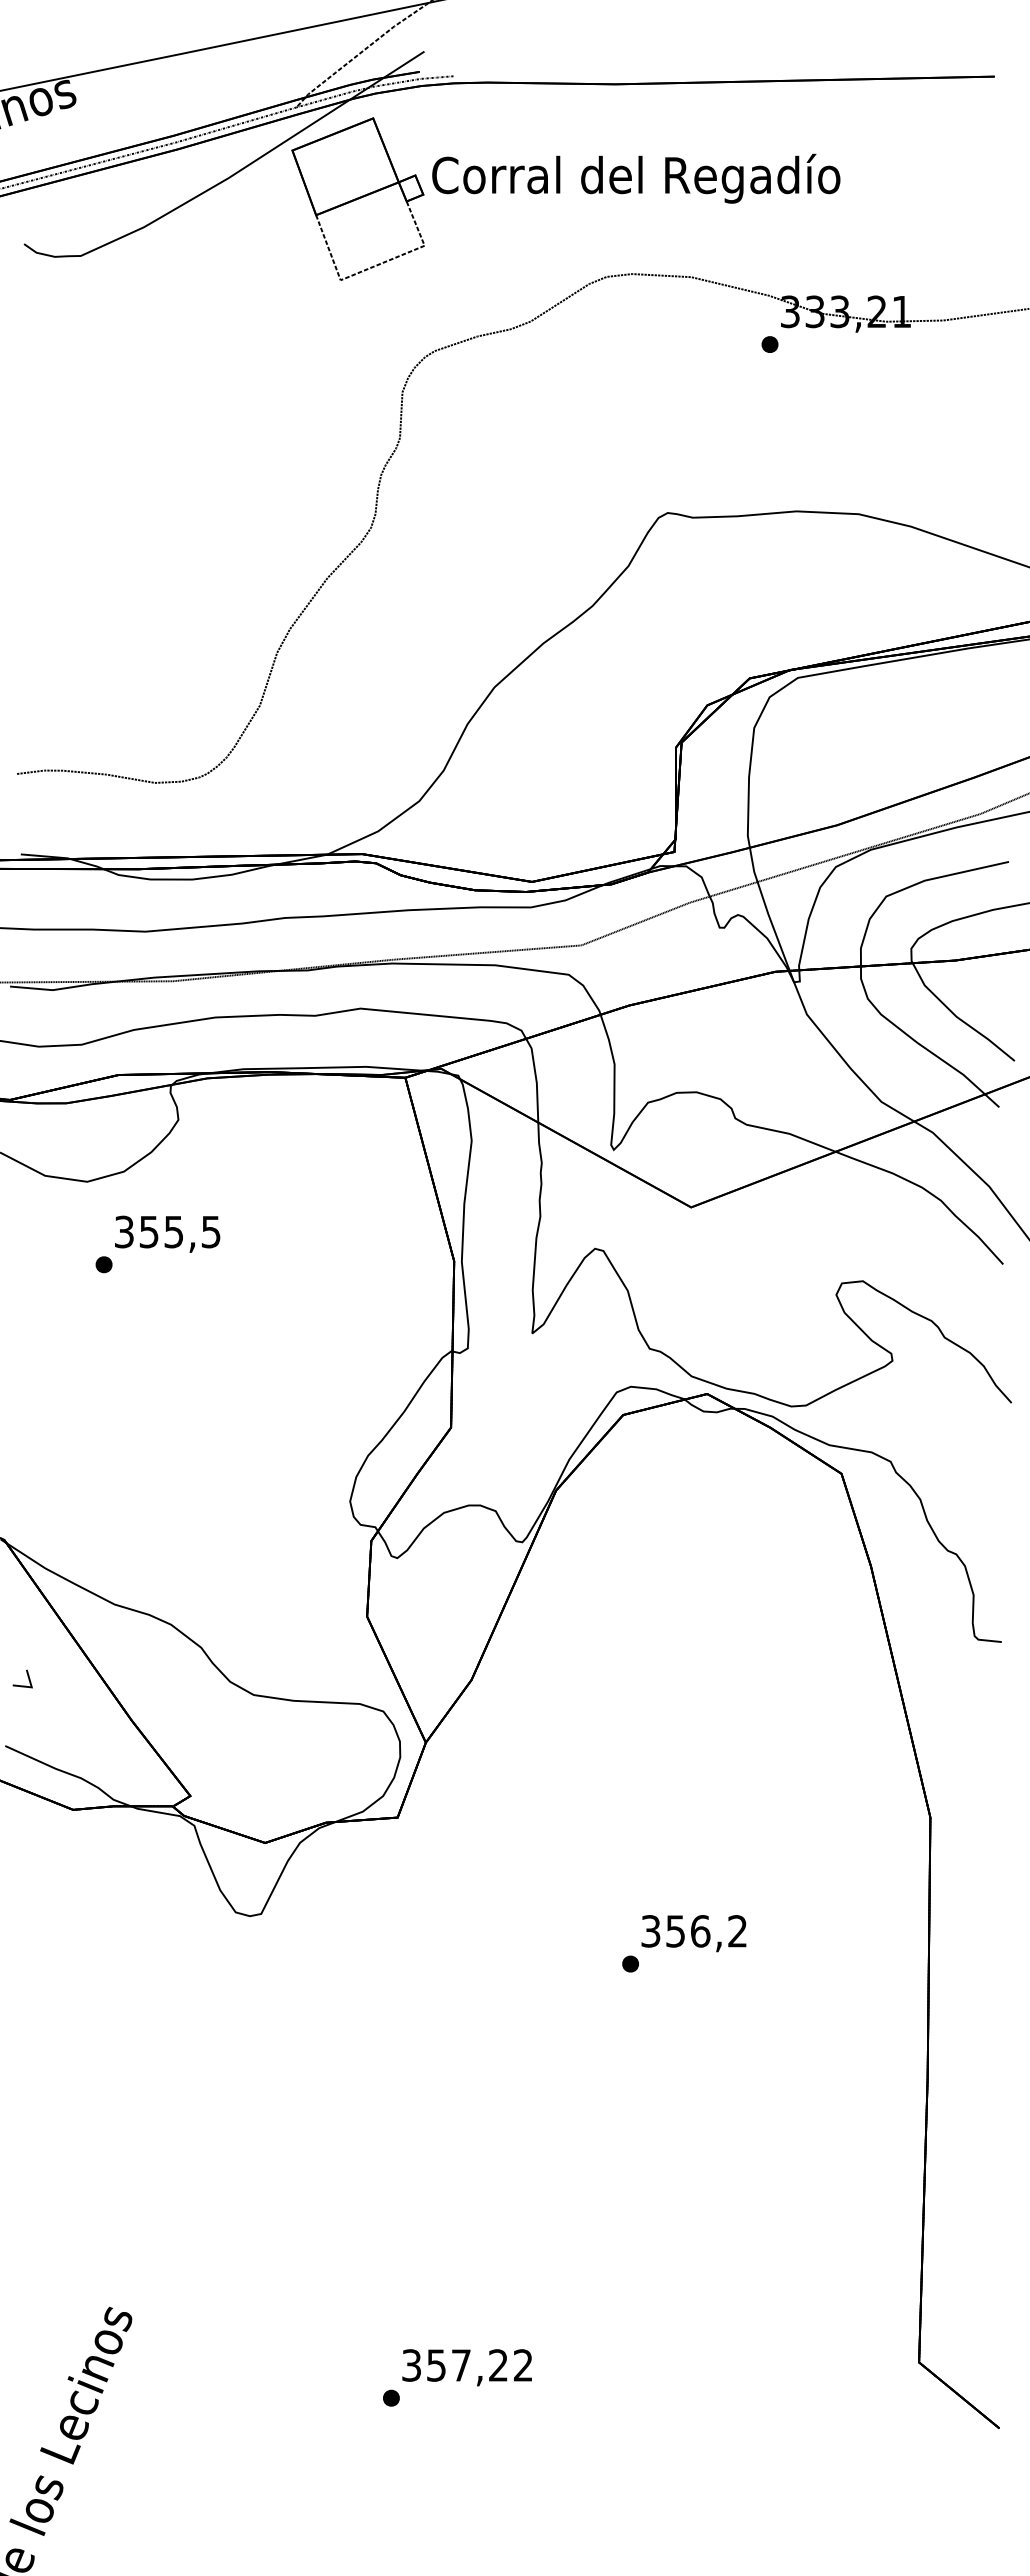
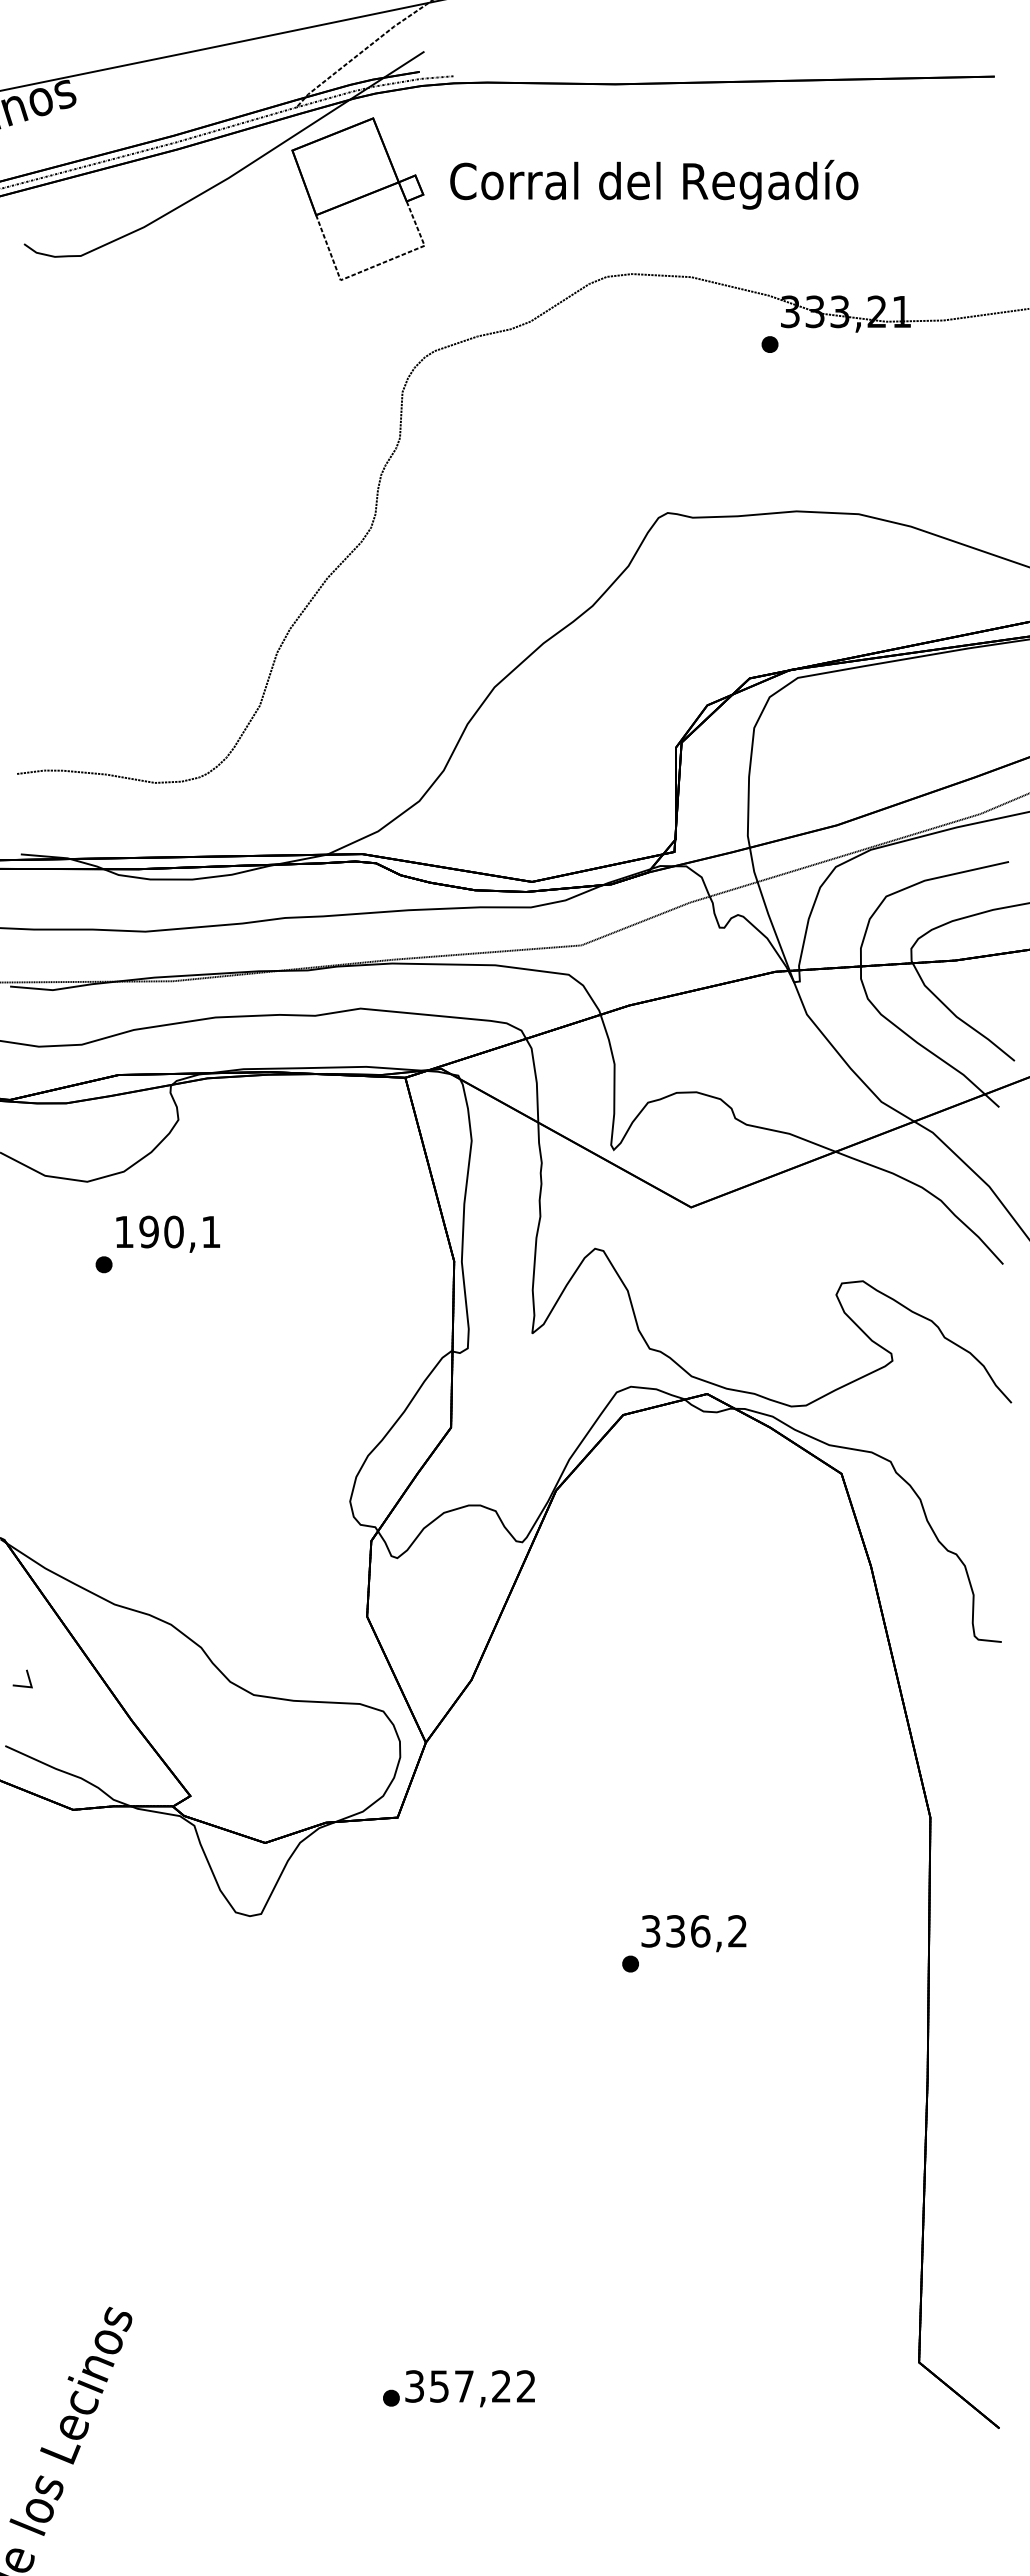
text position: (636, 178) -> (654, 184) (654, 184)
text: 355,5 -> 190,1 (167, 1231)
text: 356,2 -> 336,2 (675, 1931)
text position: (466, 2367) -> (469, 2388) (469, 2388)
